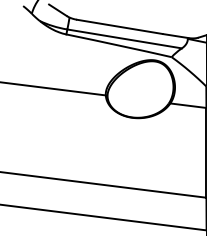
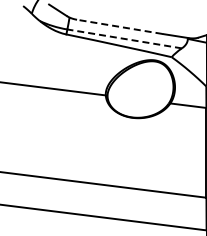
line: solid -> dashed (119, 26)
line: solid -> dashed (124, 38)
